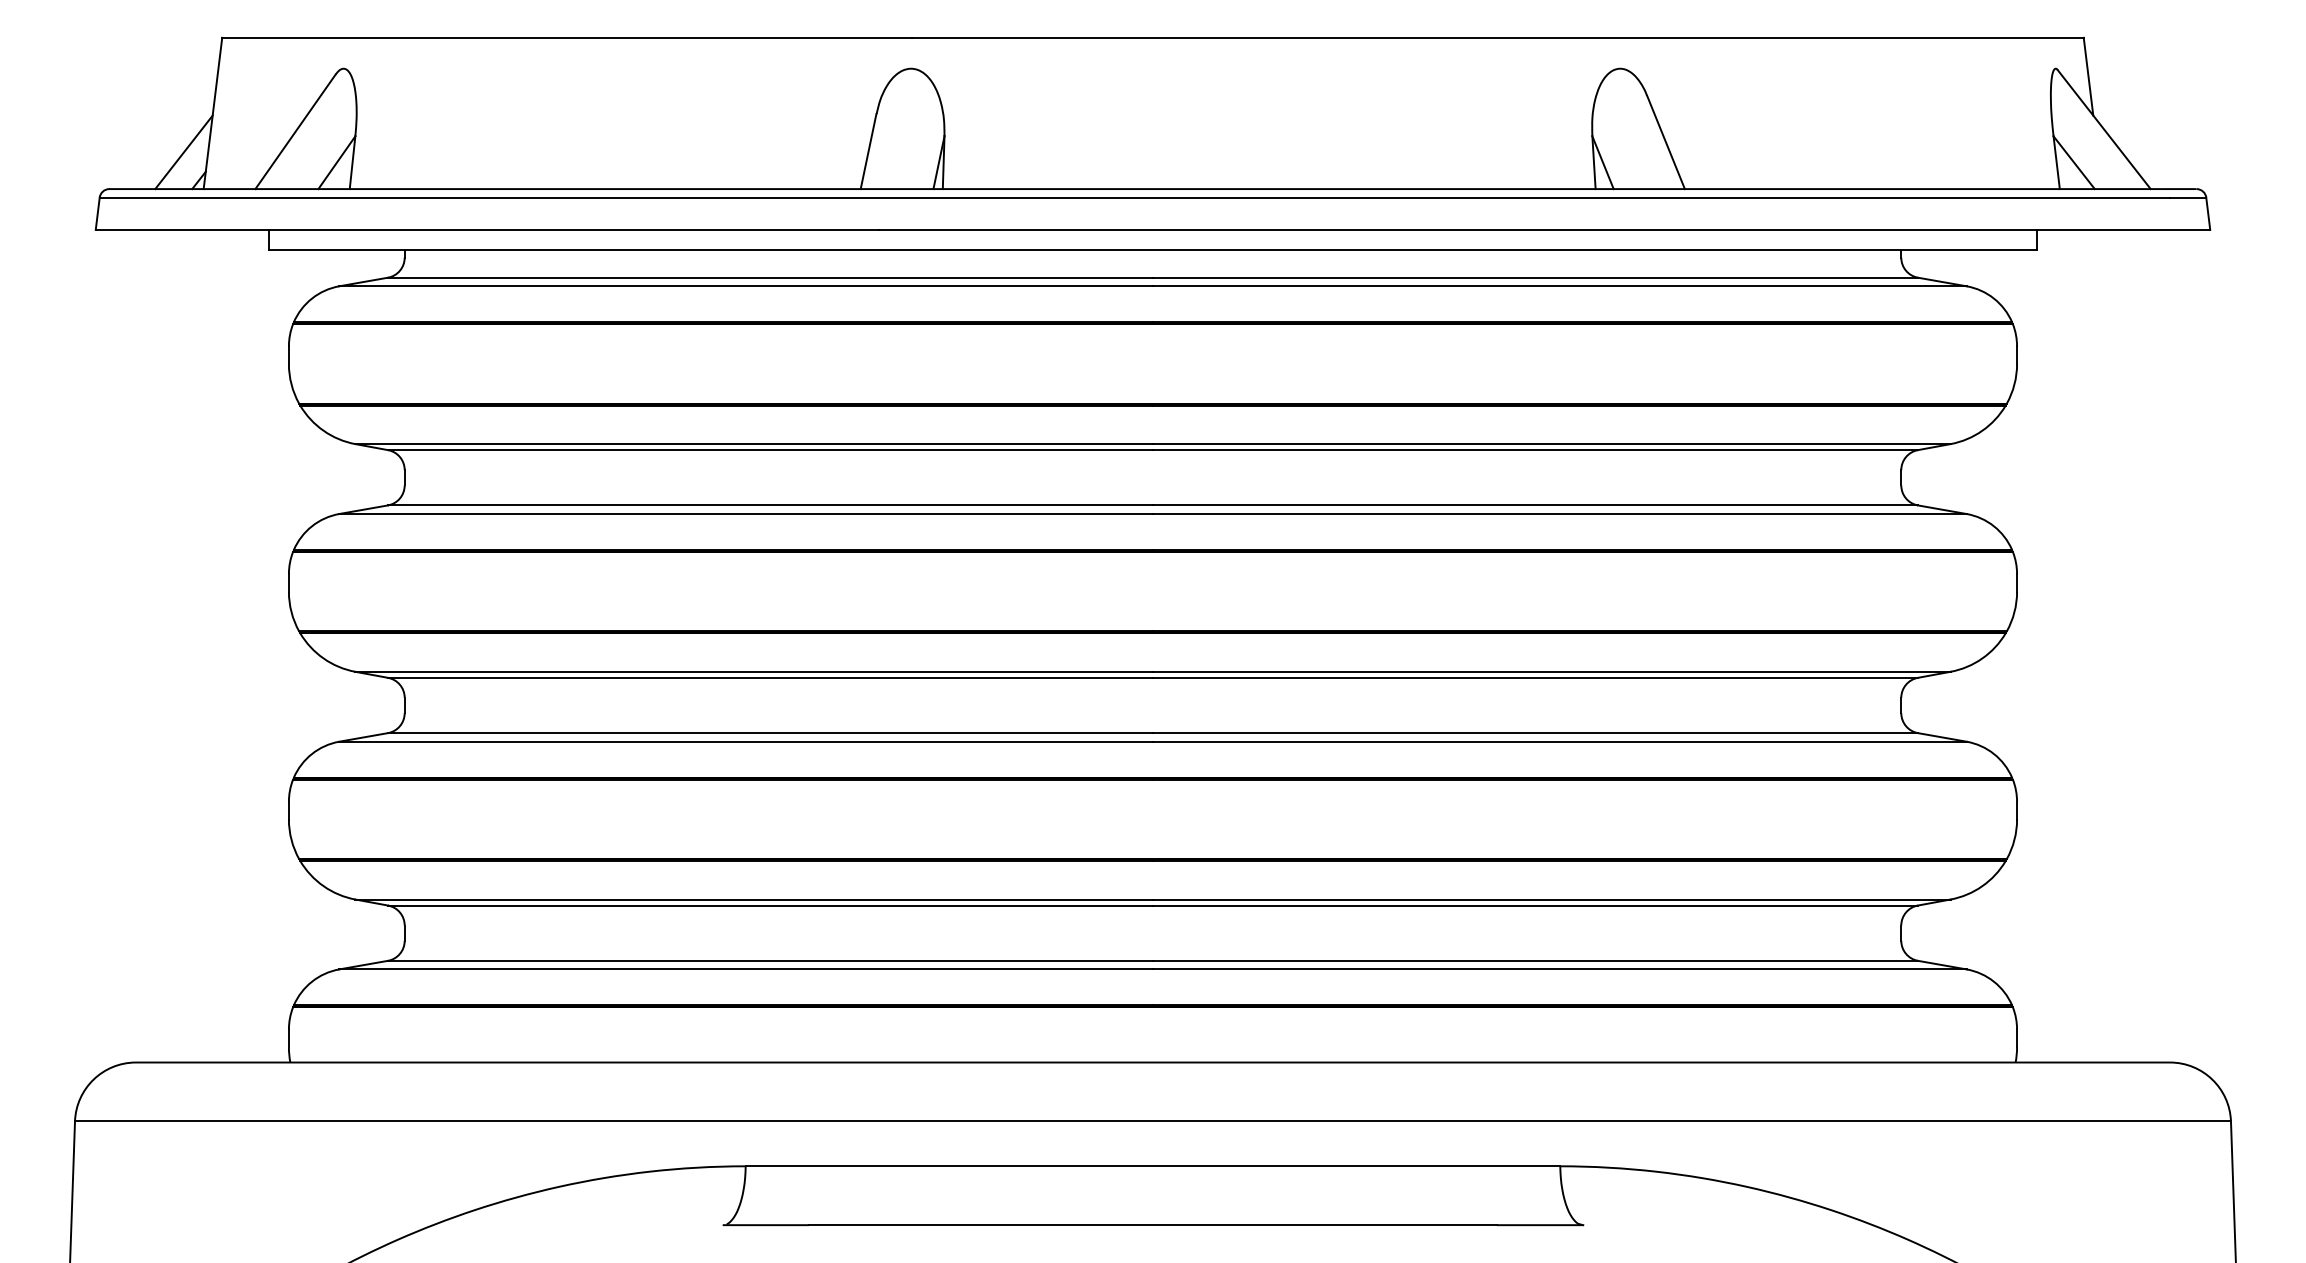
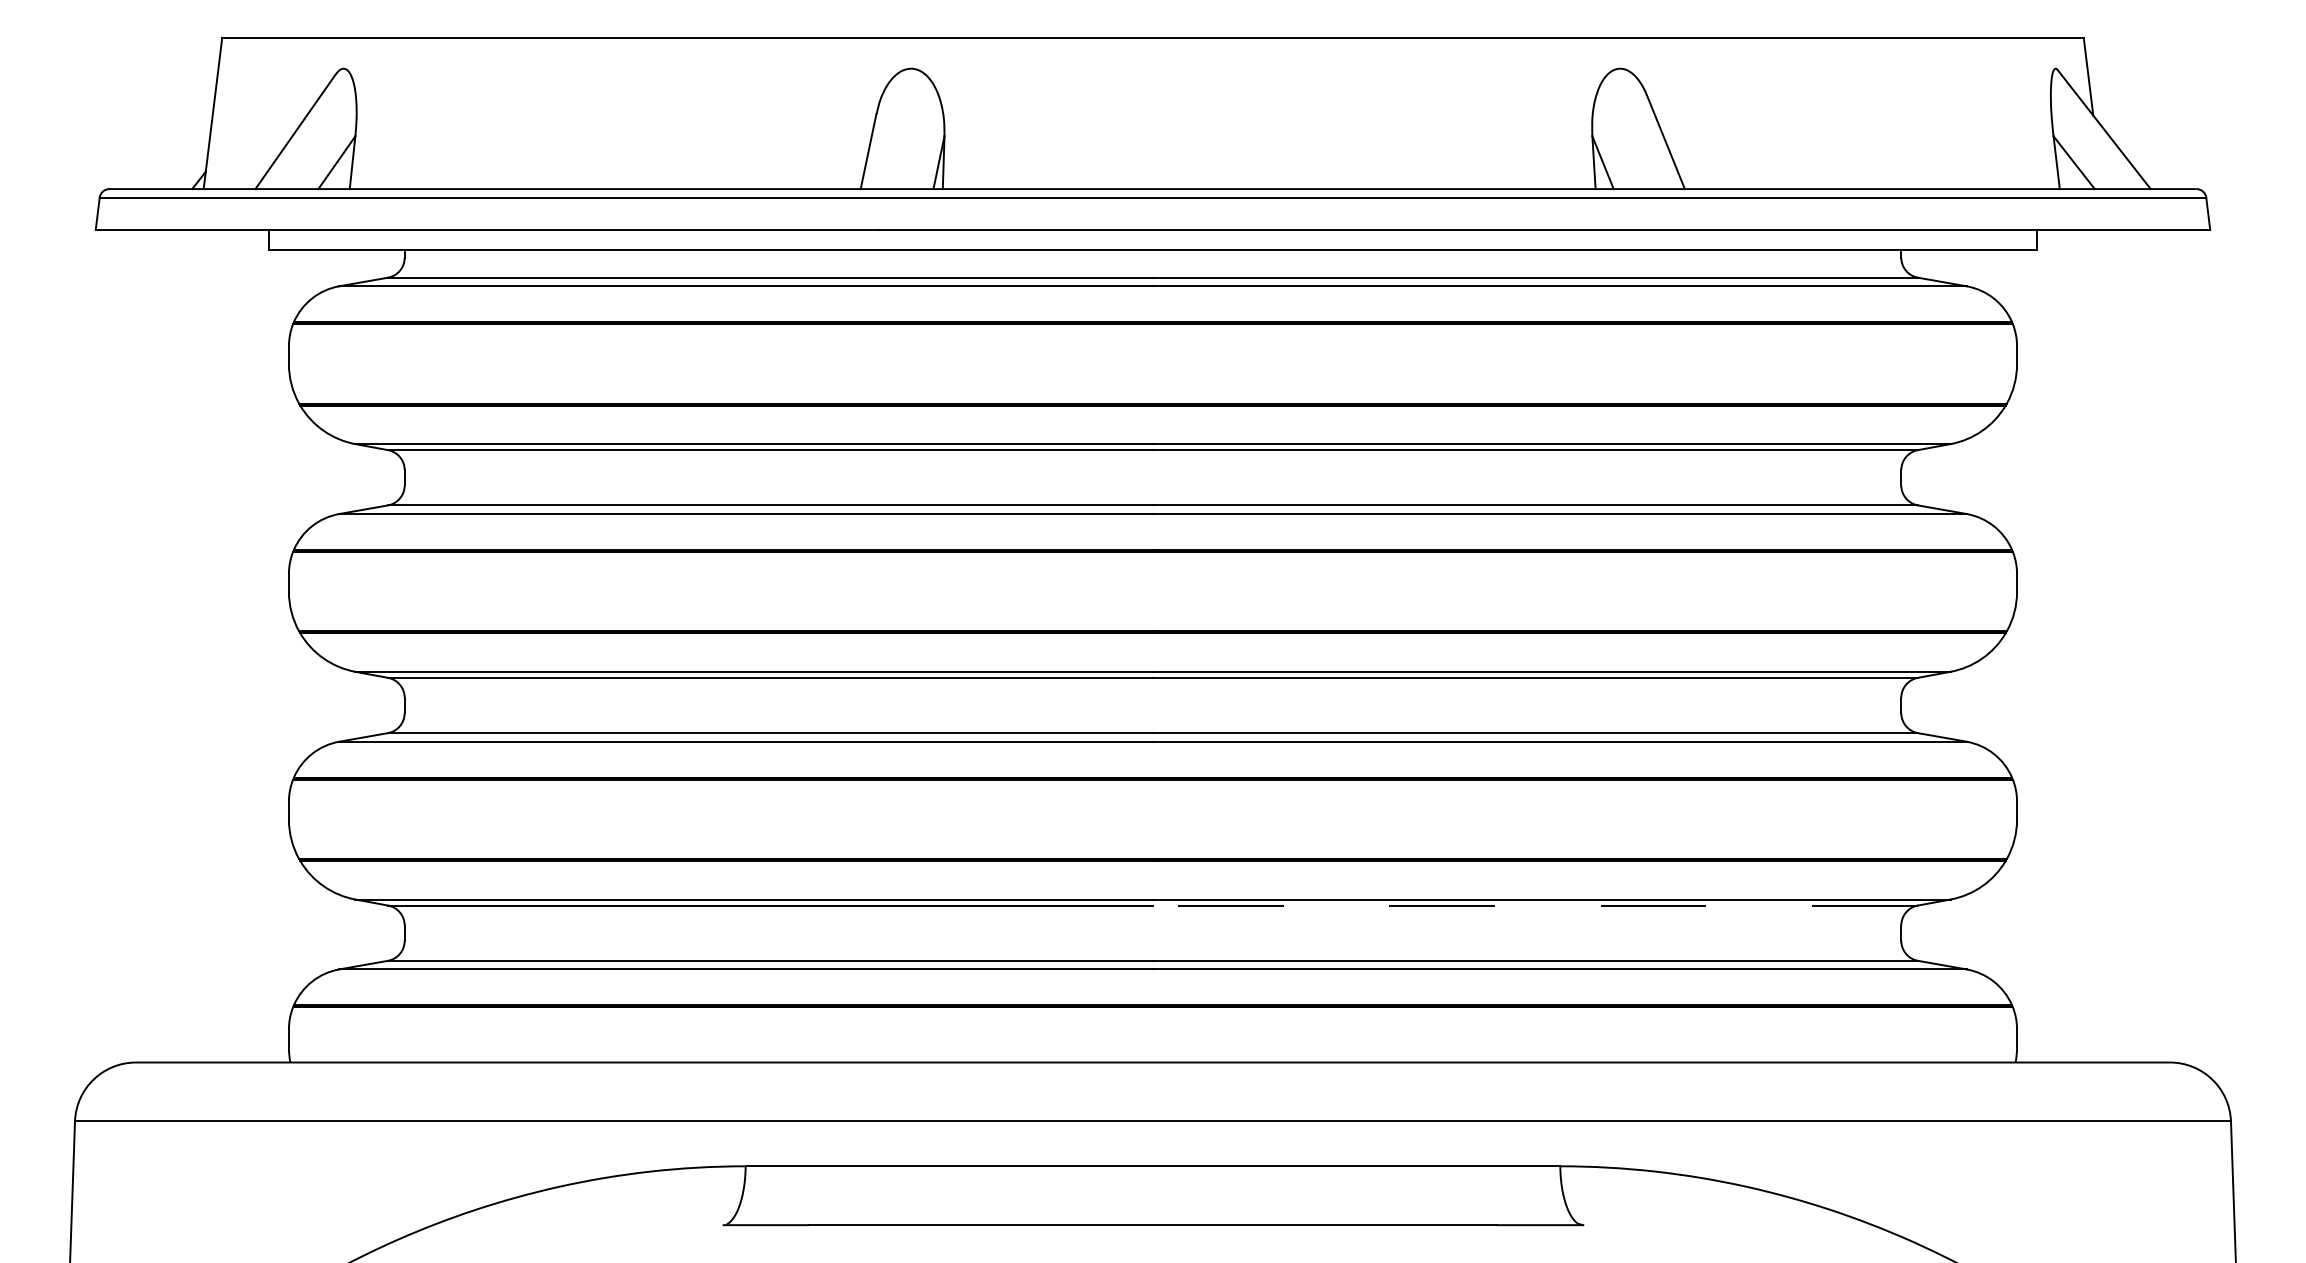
line: present -> none (183, 152)
line: solid -> dashed (1534, 905)
